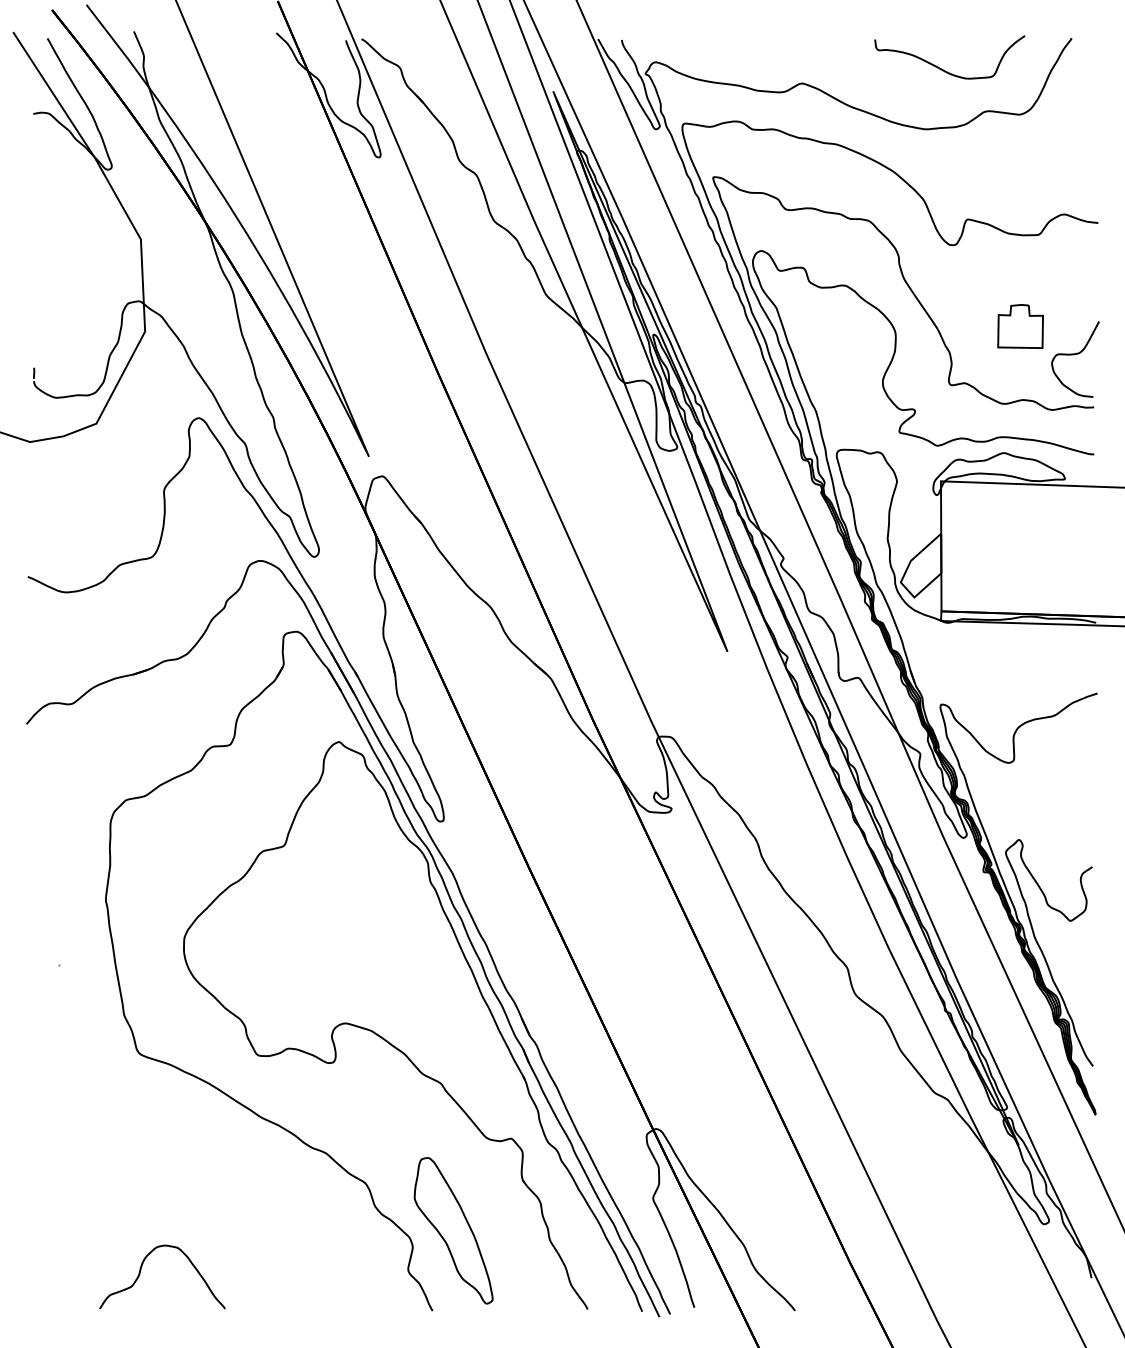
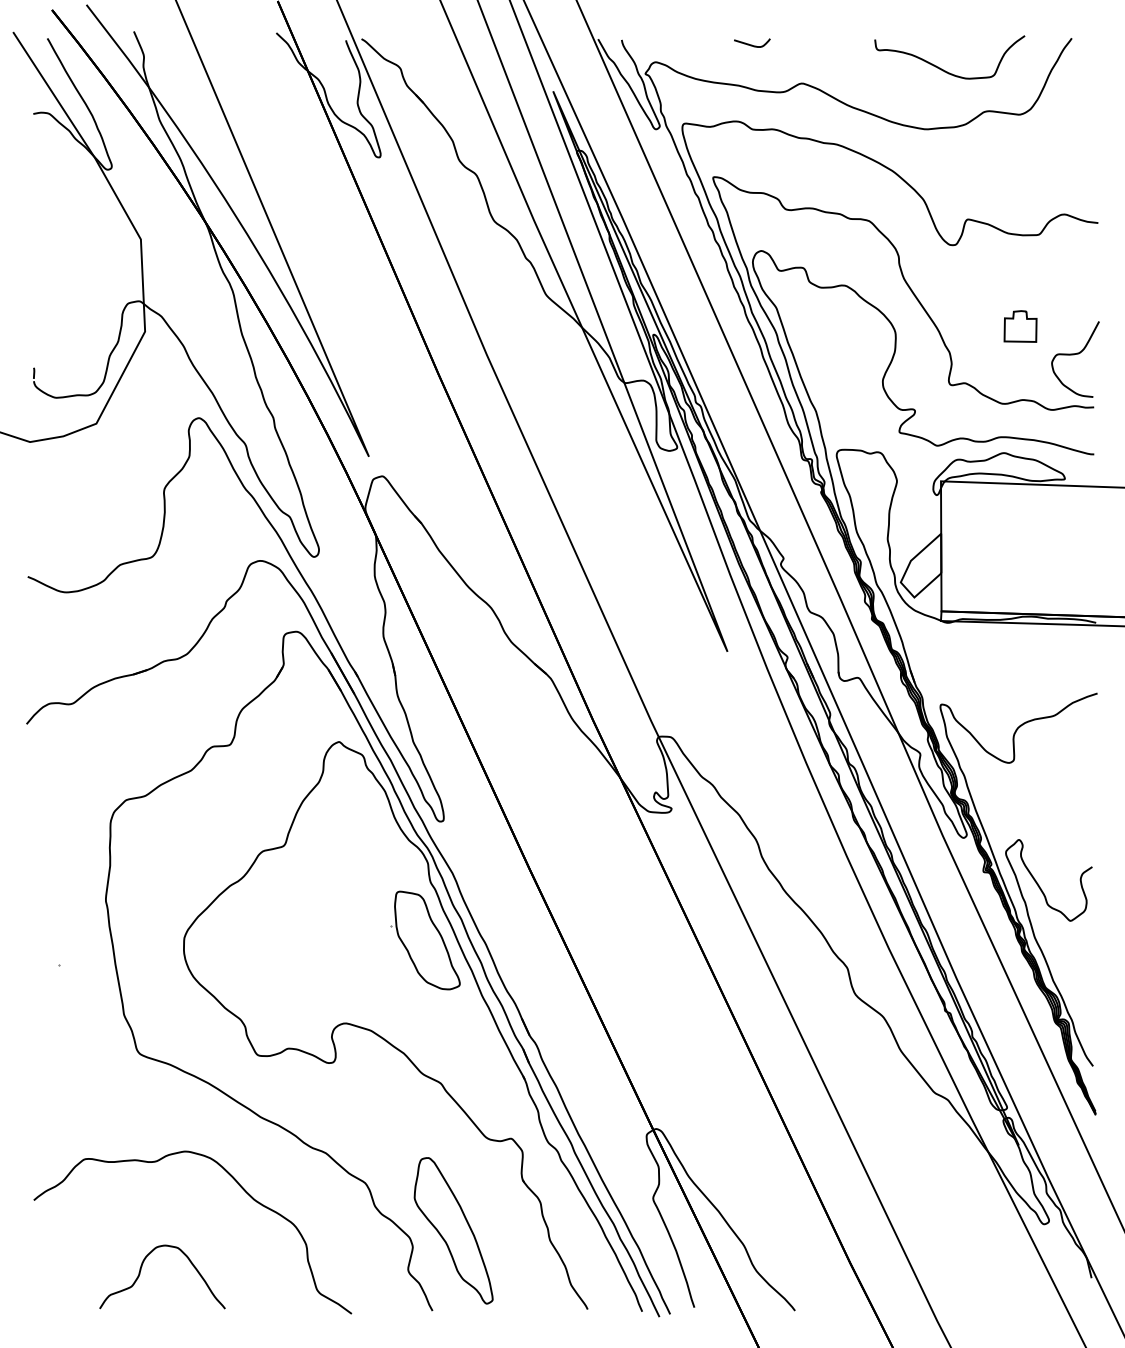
curve: none -> present (752, 44)
part size: 47x45 px -> 35x33 px (1020, 326)
part: none -> present (425, 940)
curve: none -> present (239, 1186)
